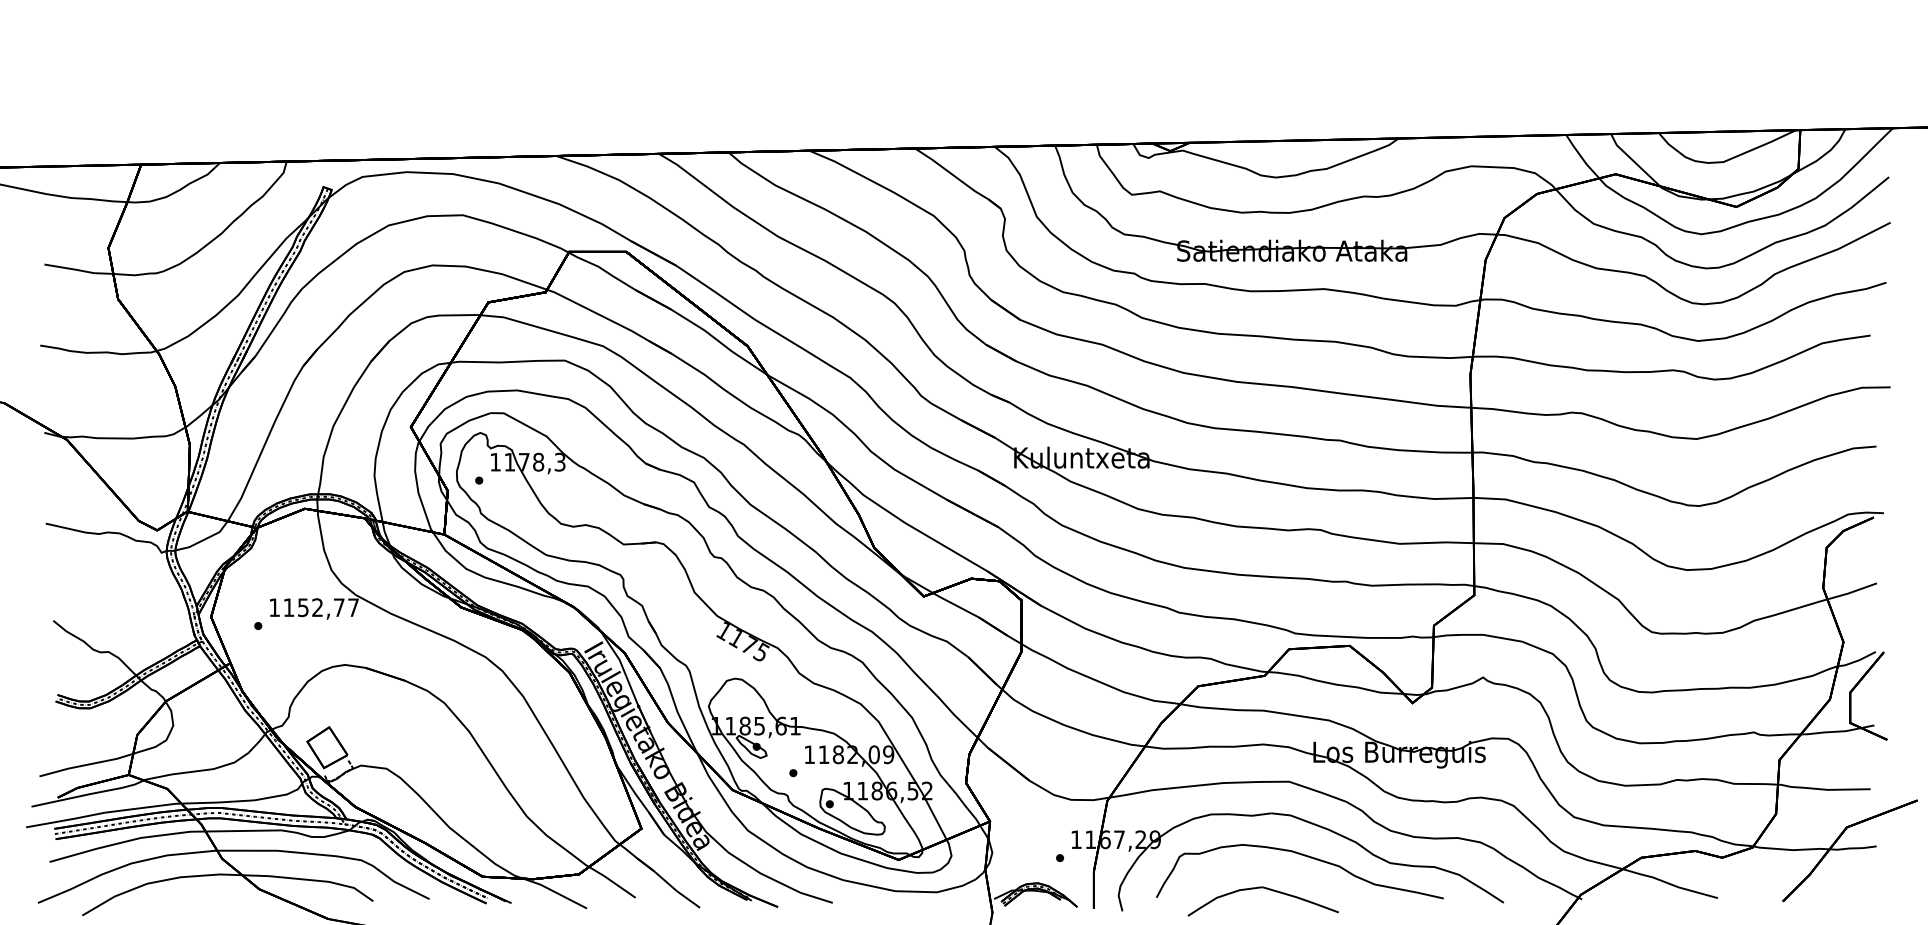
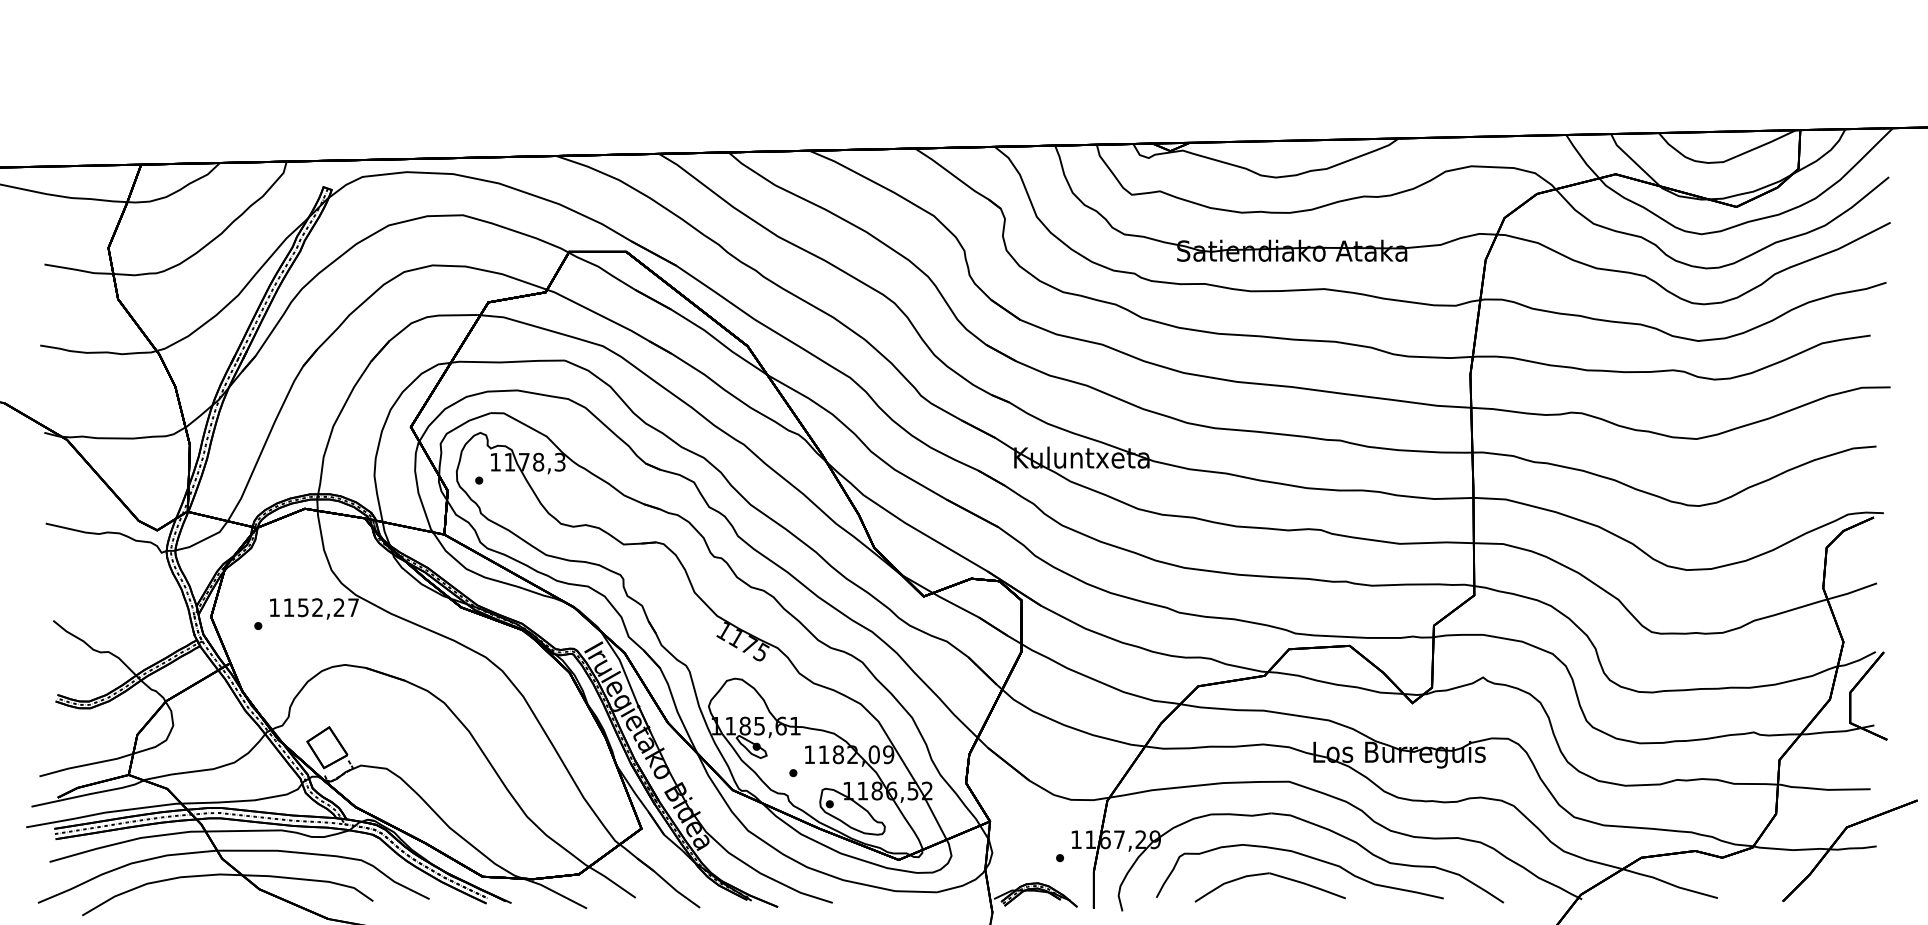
text: 1152,77 -> 1152,27 (338, 607)
part position: (1266, 889) -> (1273, 875) (1273, 875)
